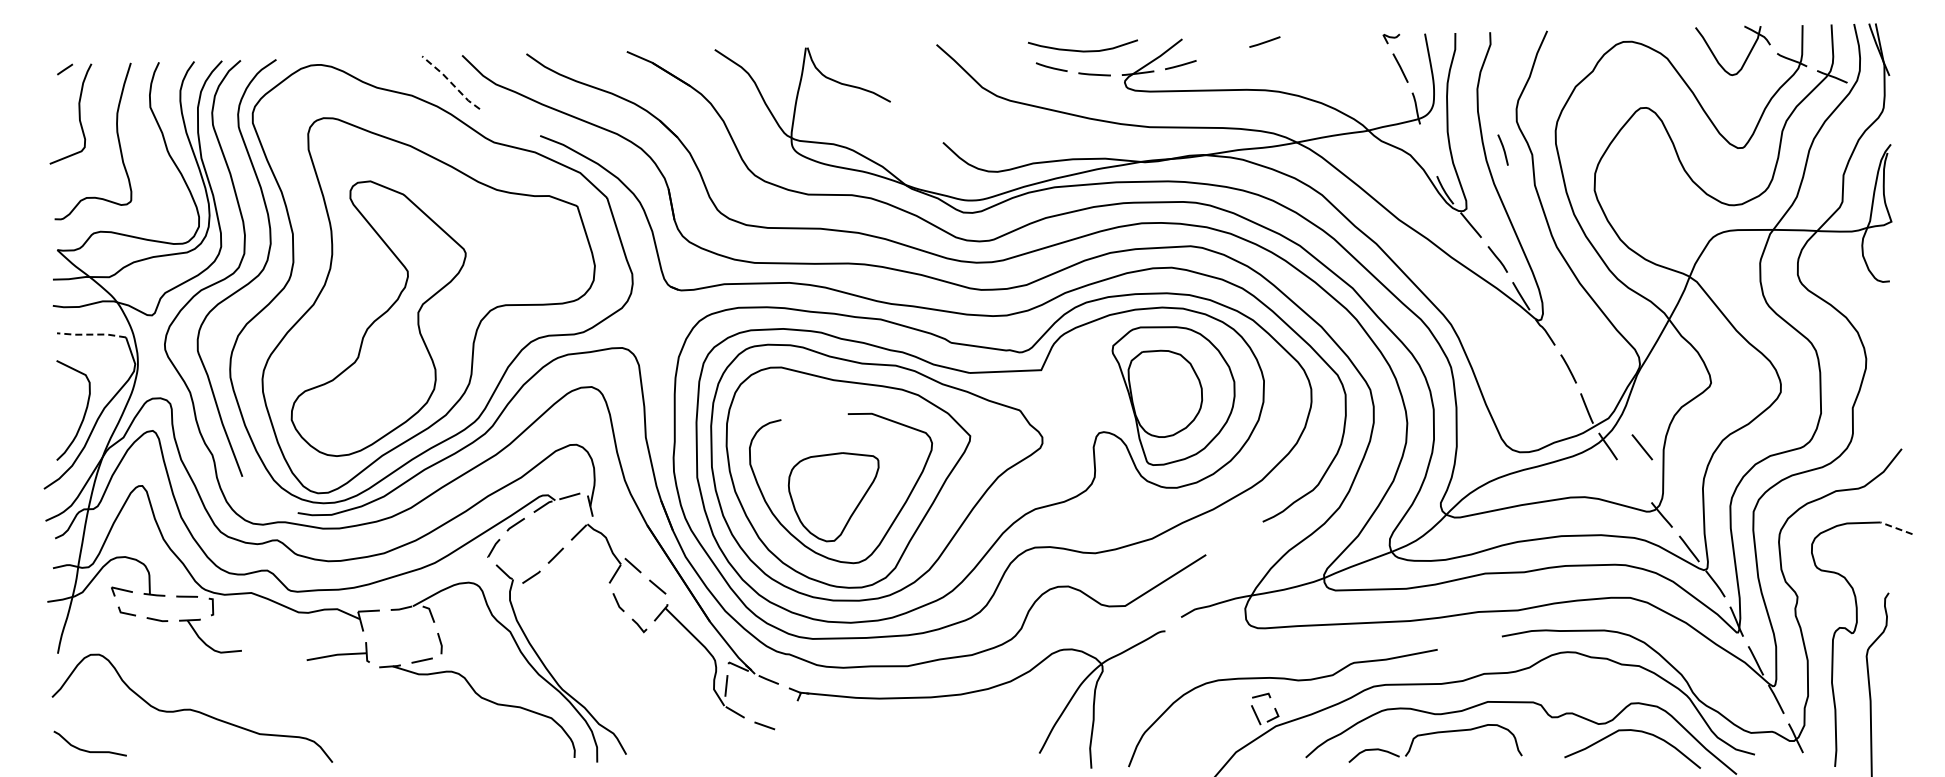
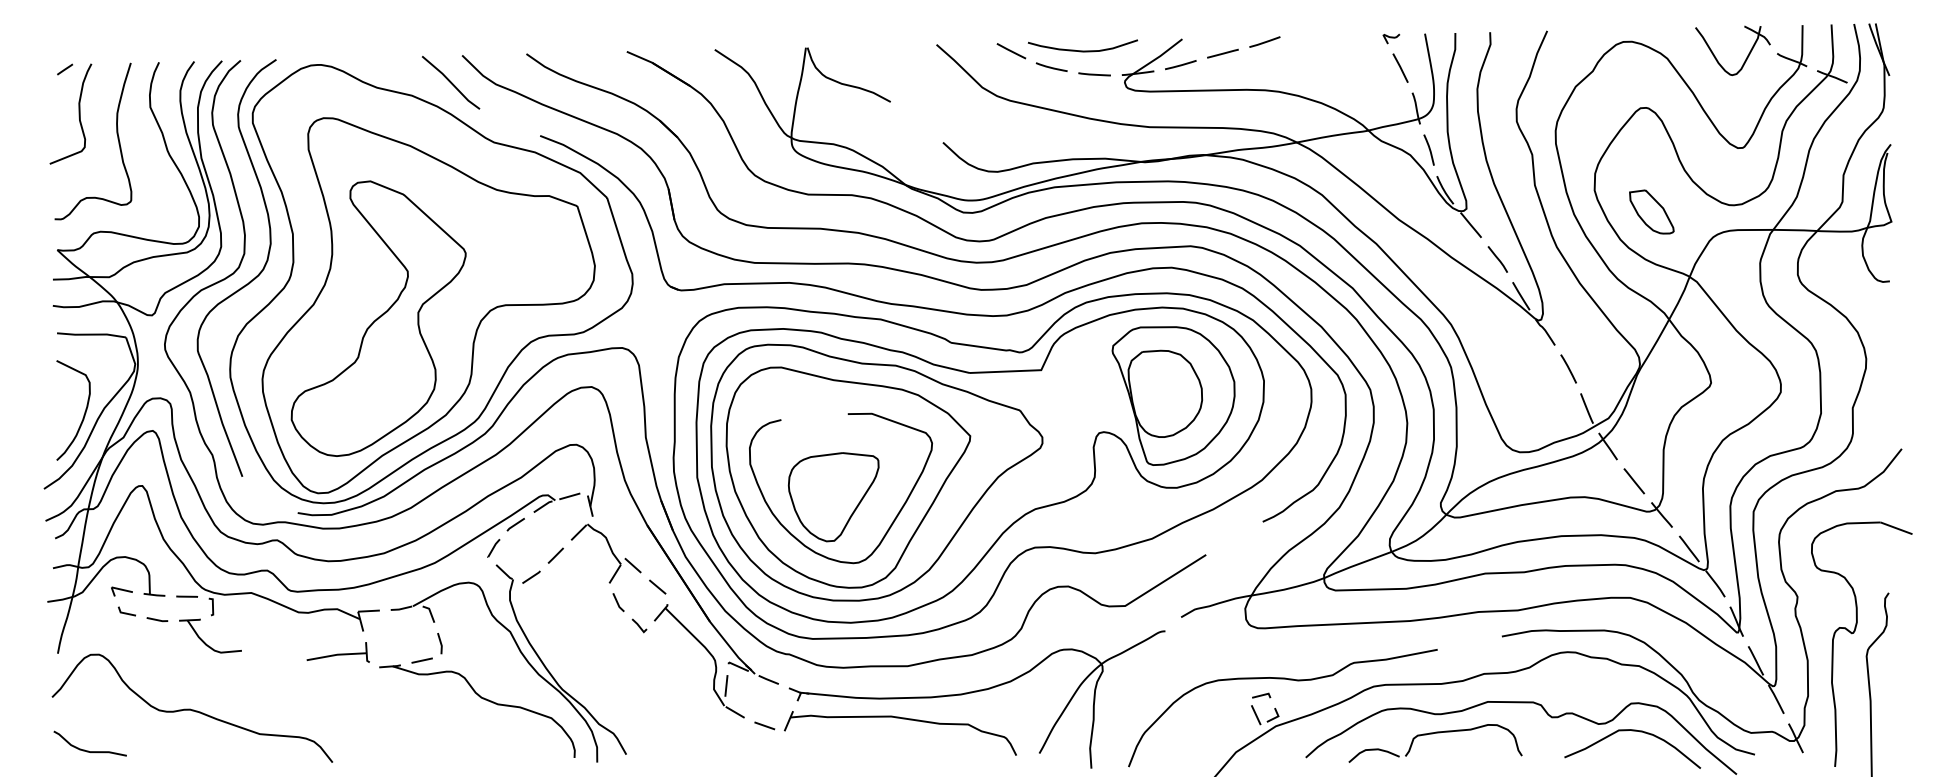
line: none -> present (1011, 51)
line: none -> present (1222, 53)
line: dashed -> solid (451, 82)
curve position: (1502, 148) -> (1428, 148) (1428, 148)
part: none -> present (1651, 211)
line: dashed -> solid (91, 334)
line position: (1642, 447) -> (1634, 481) (1634, 481)
line: dashed -> solid (1896, 528)
part: none -> present (902, 719)
